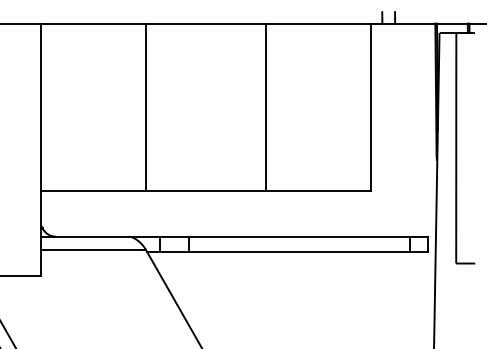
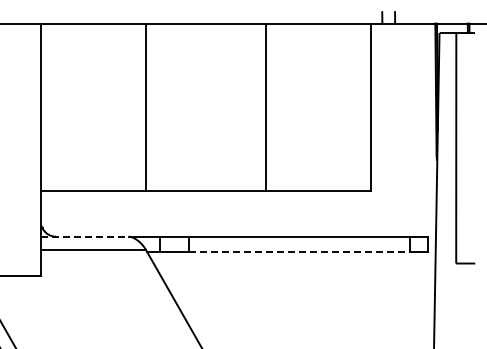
line: solid -> dashed (85, 236)
line: solid -> dashed (299, 251)
